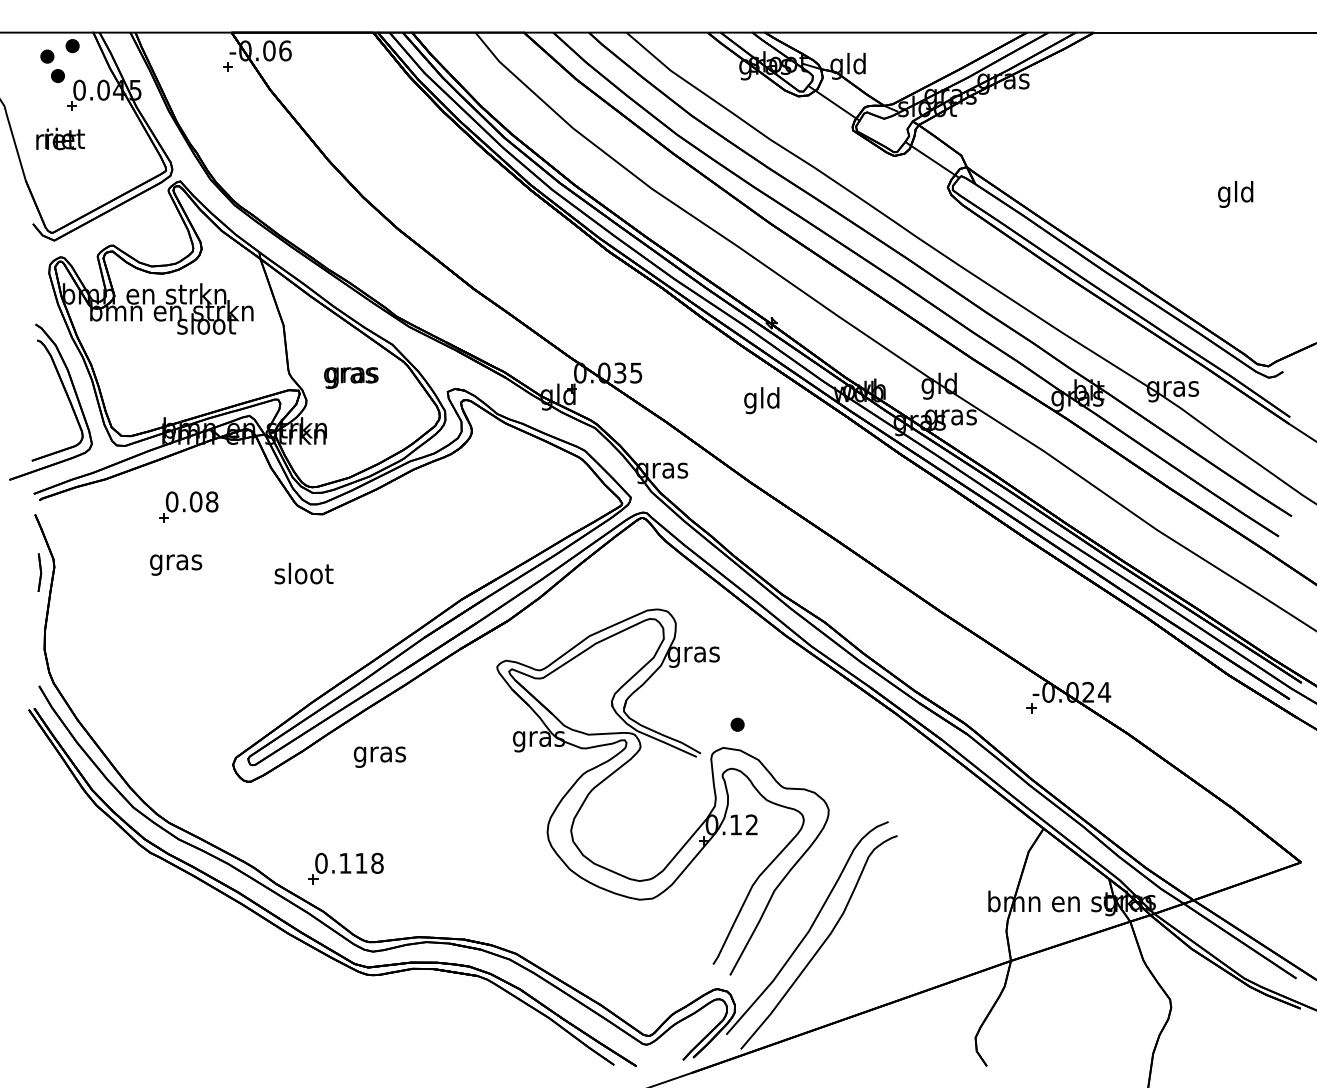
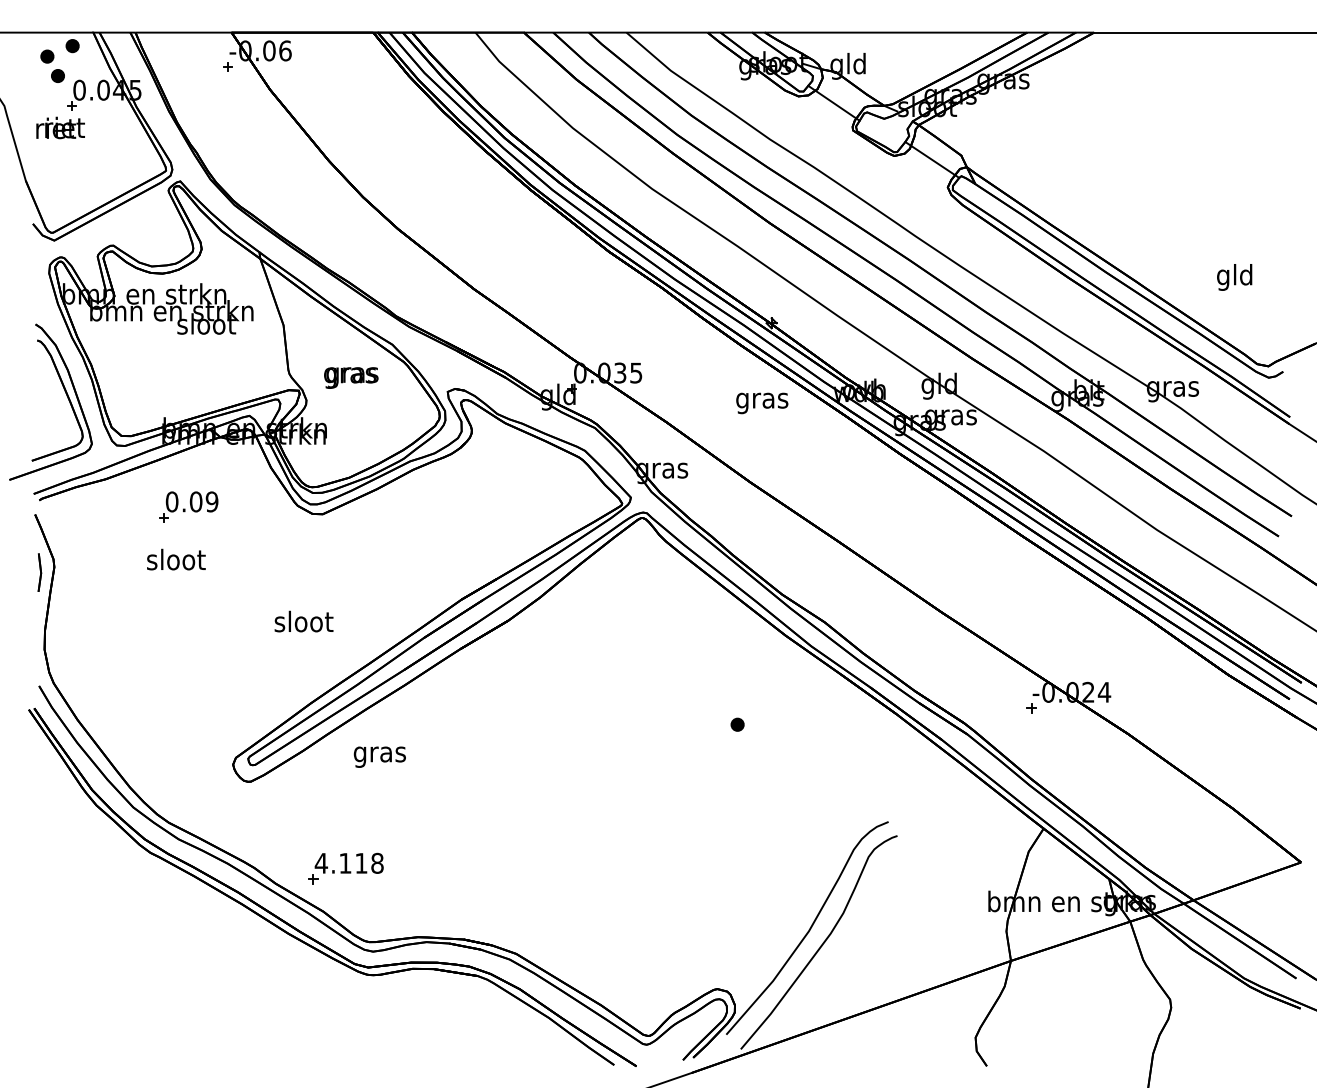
text position: (60, 138) -> (60, 127) (60, 127)
text position: (1235, 194) -> (1234, 277) (1234, 277)
text: gld -> gras (762, 400)
text: 0.08 -> 0.09 (211, 501)
text: gras -> sloot (176, 561)
text position: (303, 573) -> (303, 621) (303, 621)
part: present -> none (681, 751)
text: 0.118 -> 4.118 (320, 862)
